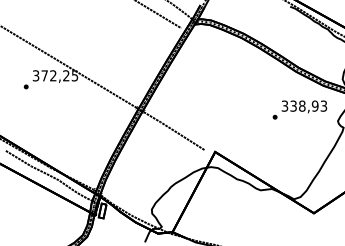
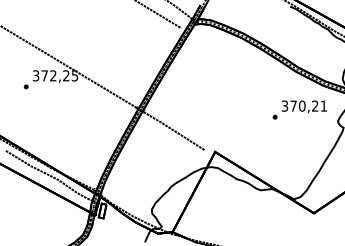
text: 338,93 -> 370,21 (308, 105)
